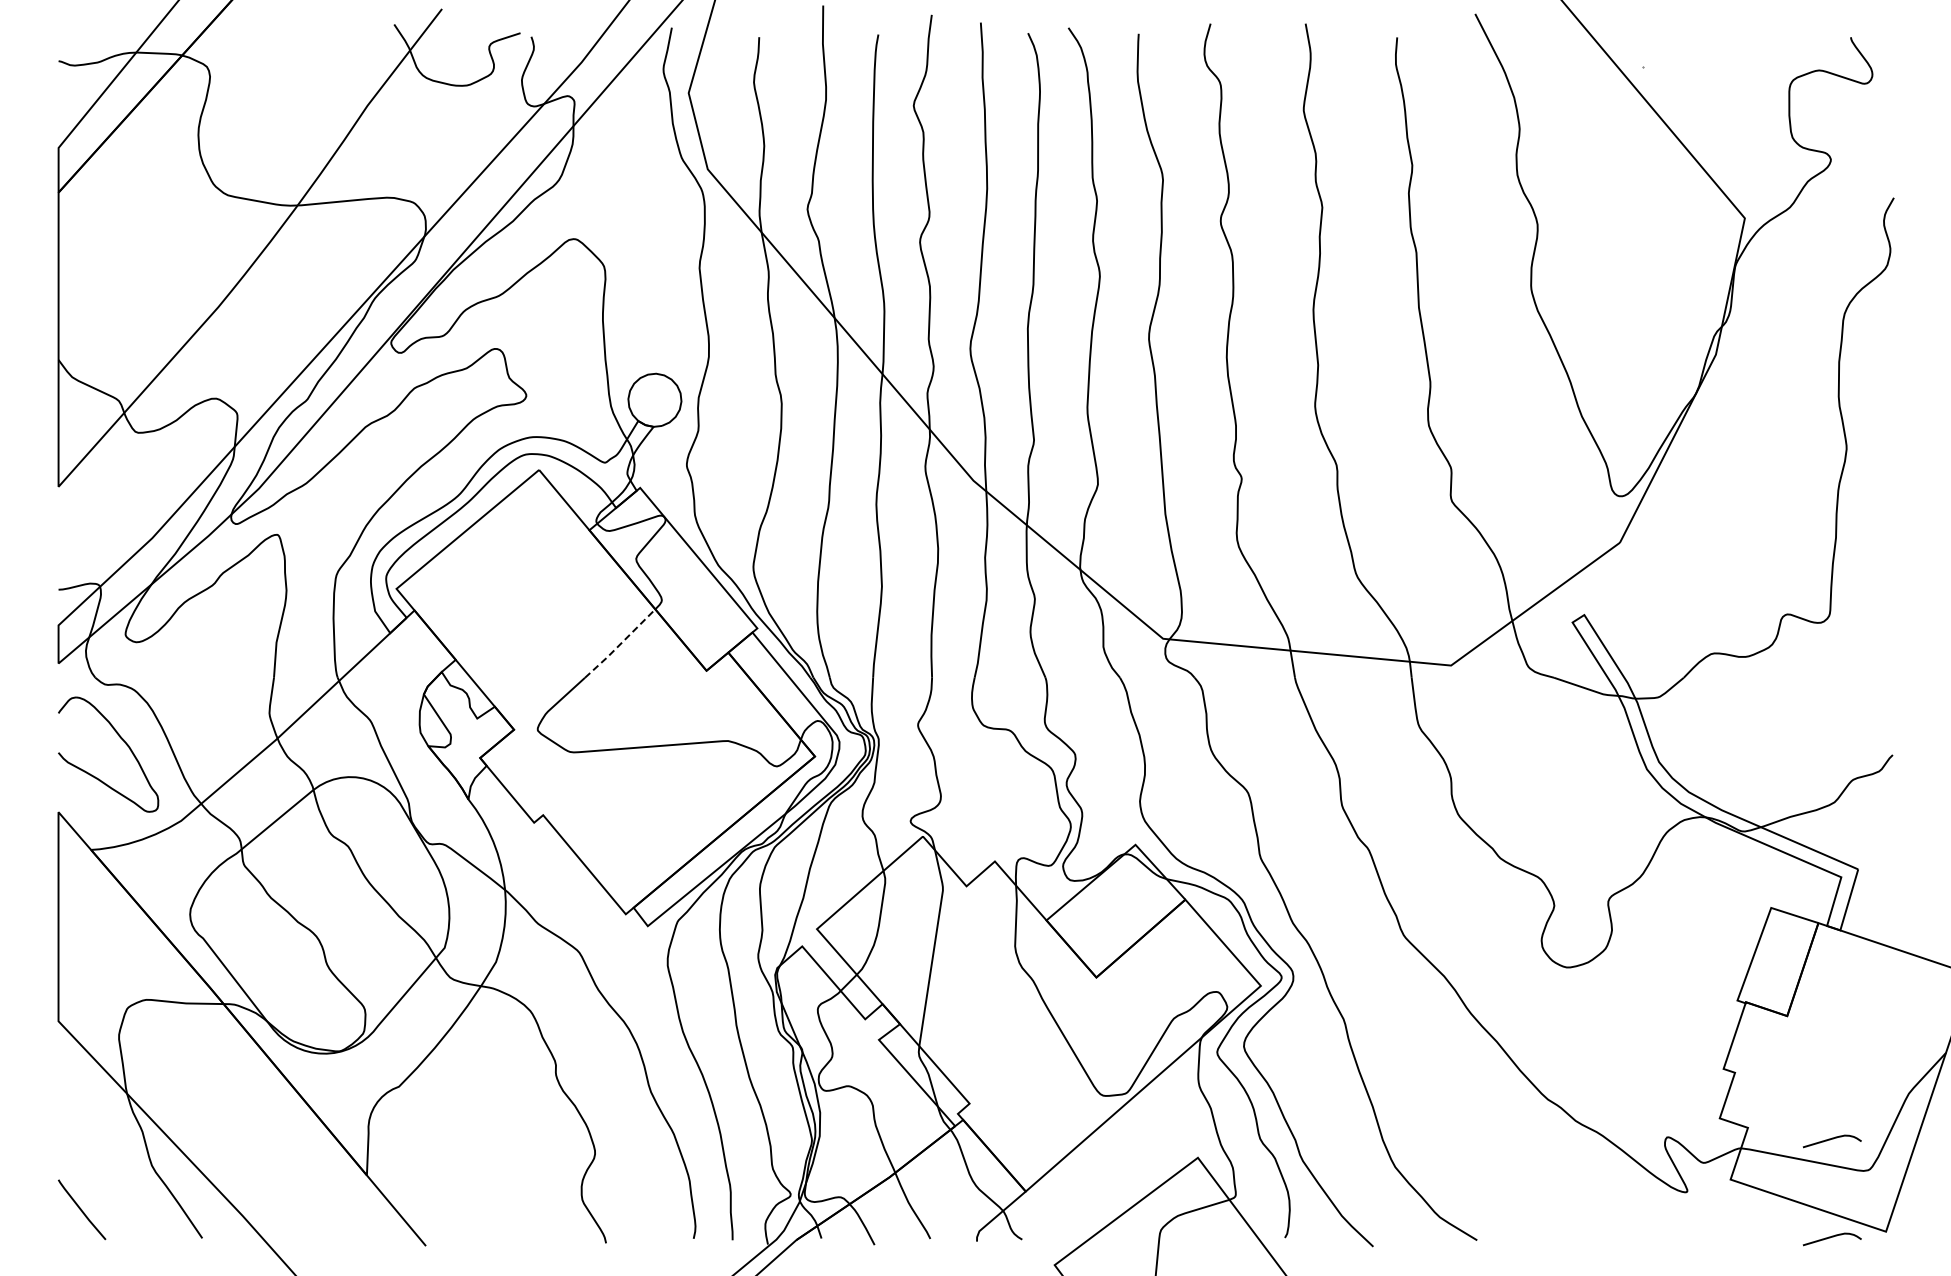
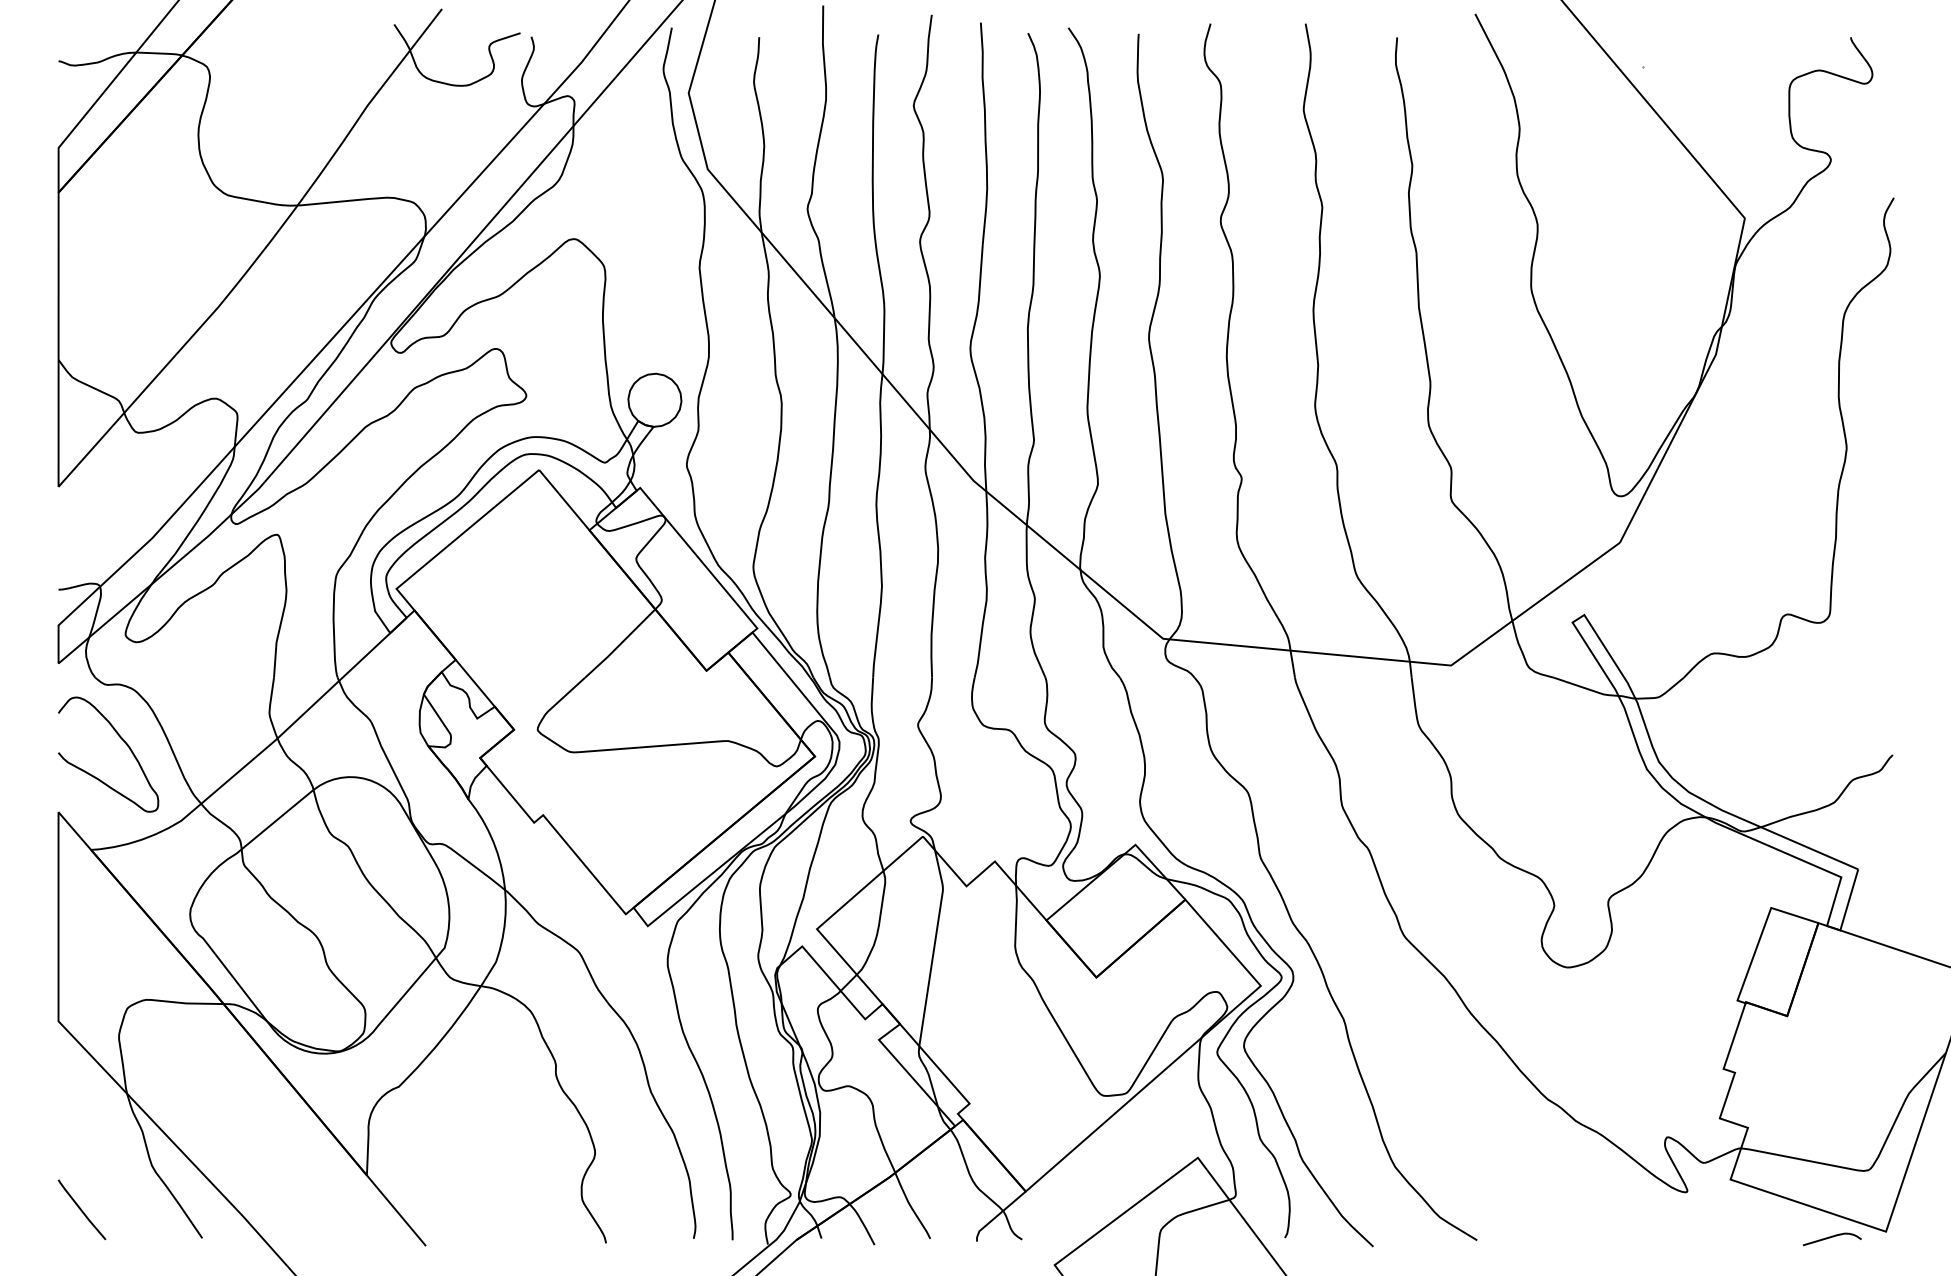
line: dashed -> solid (620, 644)
curve: present -> none (1830, 1140)
